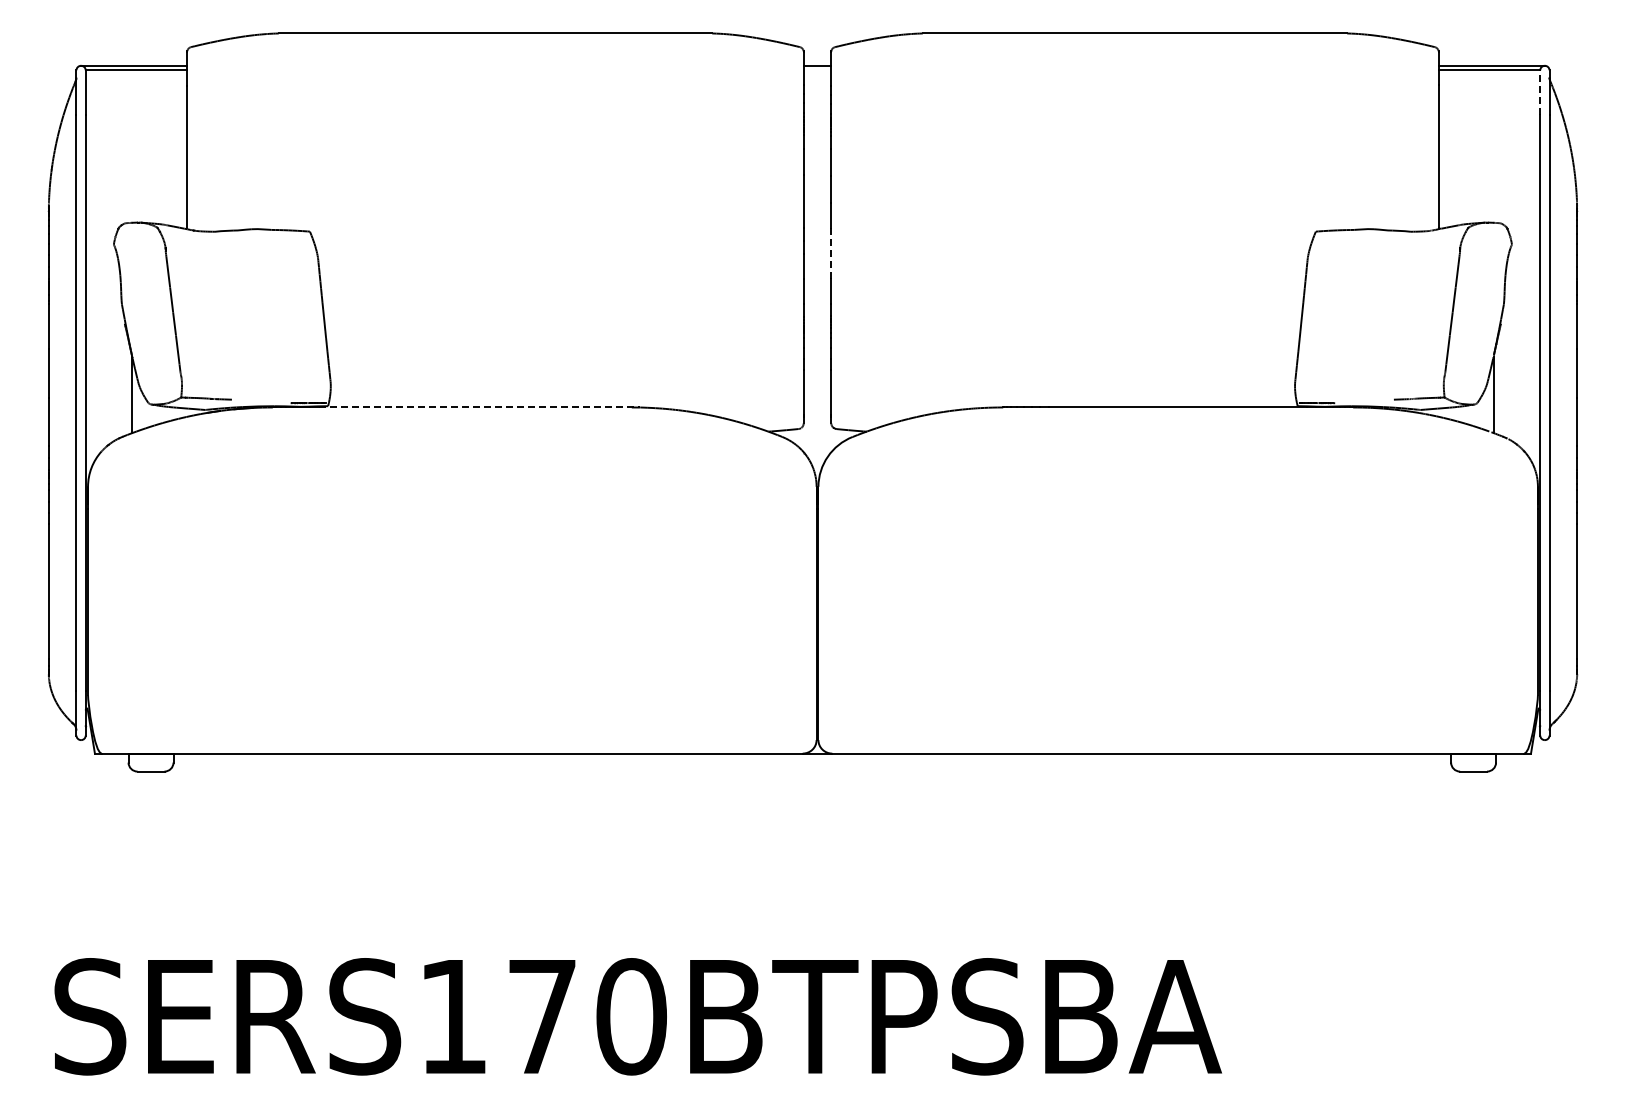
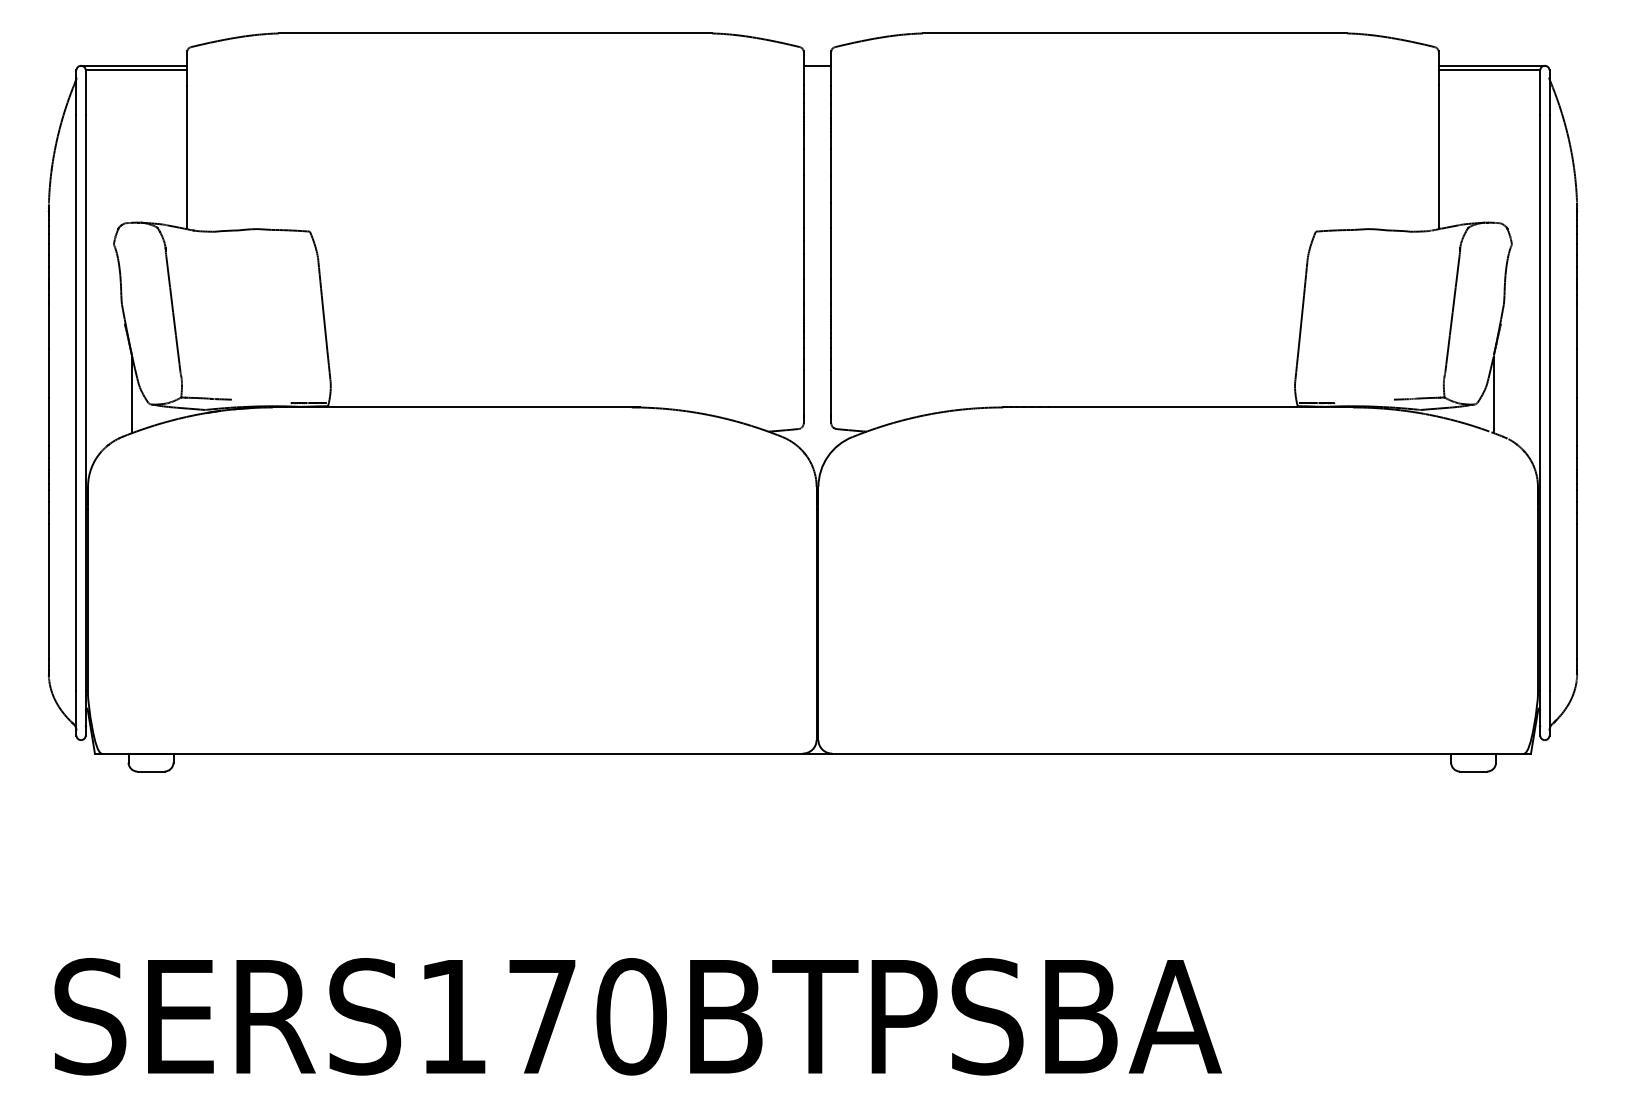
line: dashed -> solid (1540, 92)
line: dashed -> solid (831, 253)
line: dashed -> solid (479, 407)
